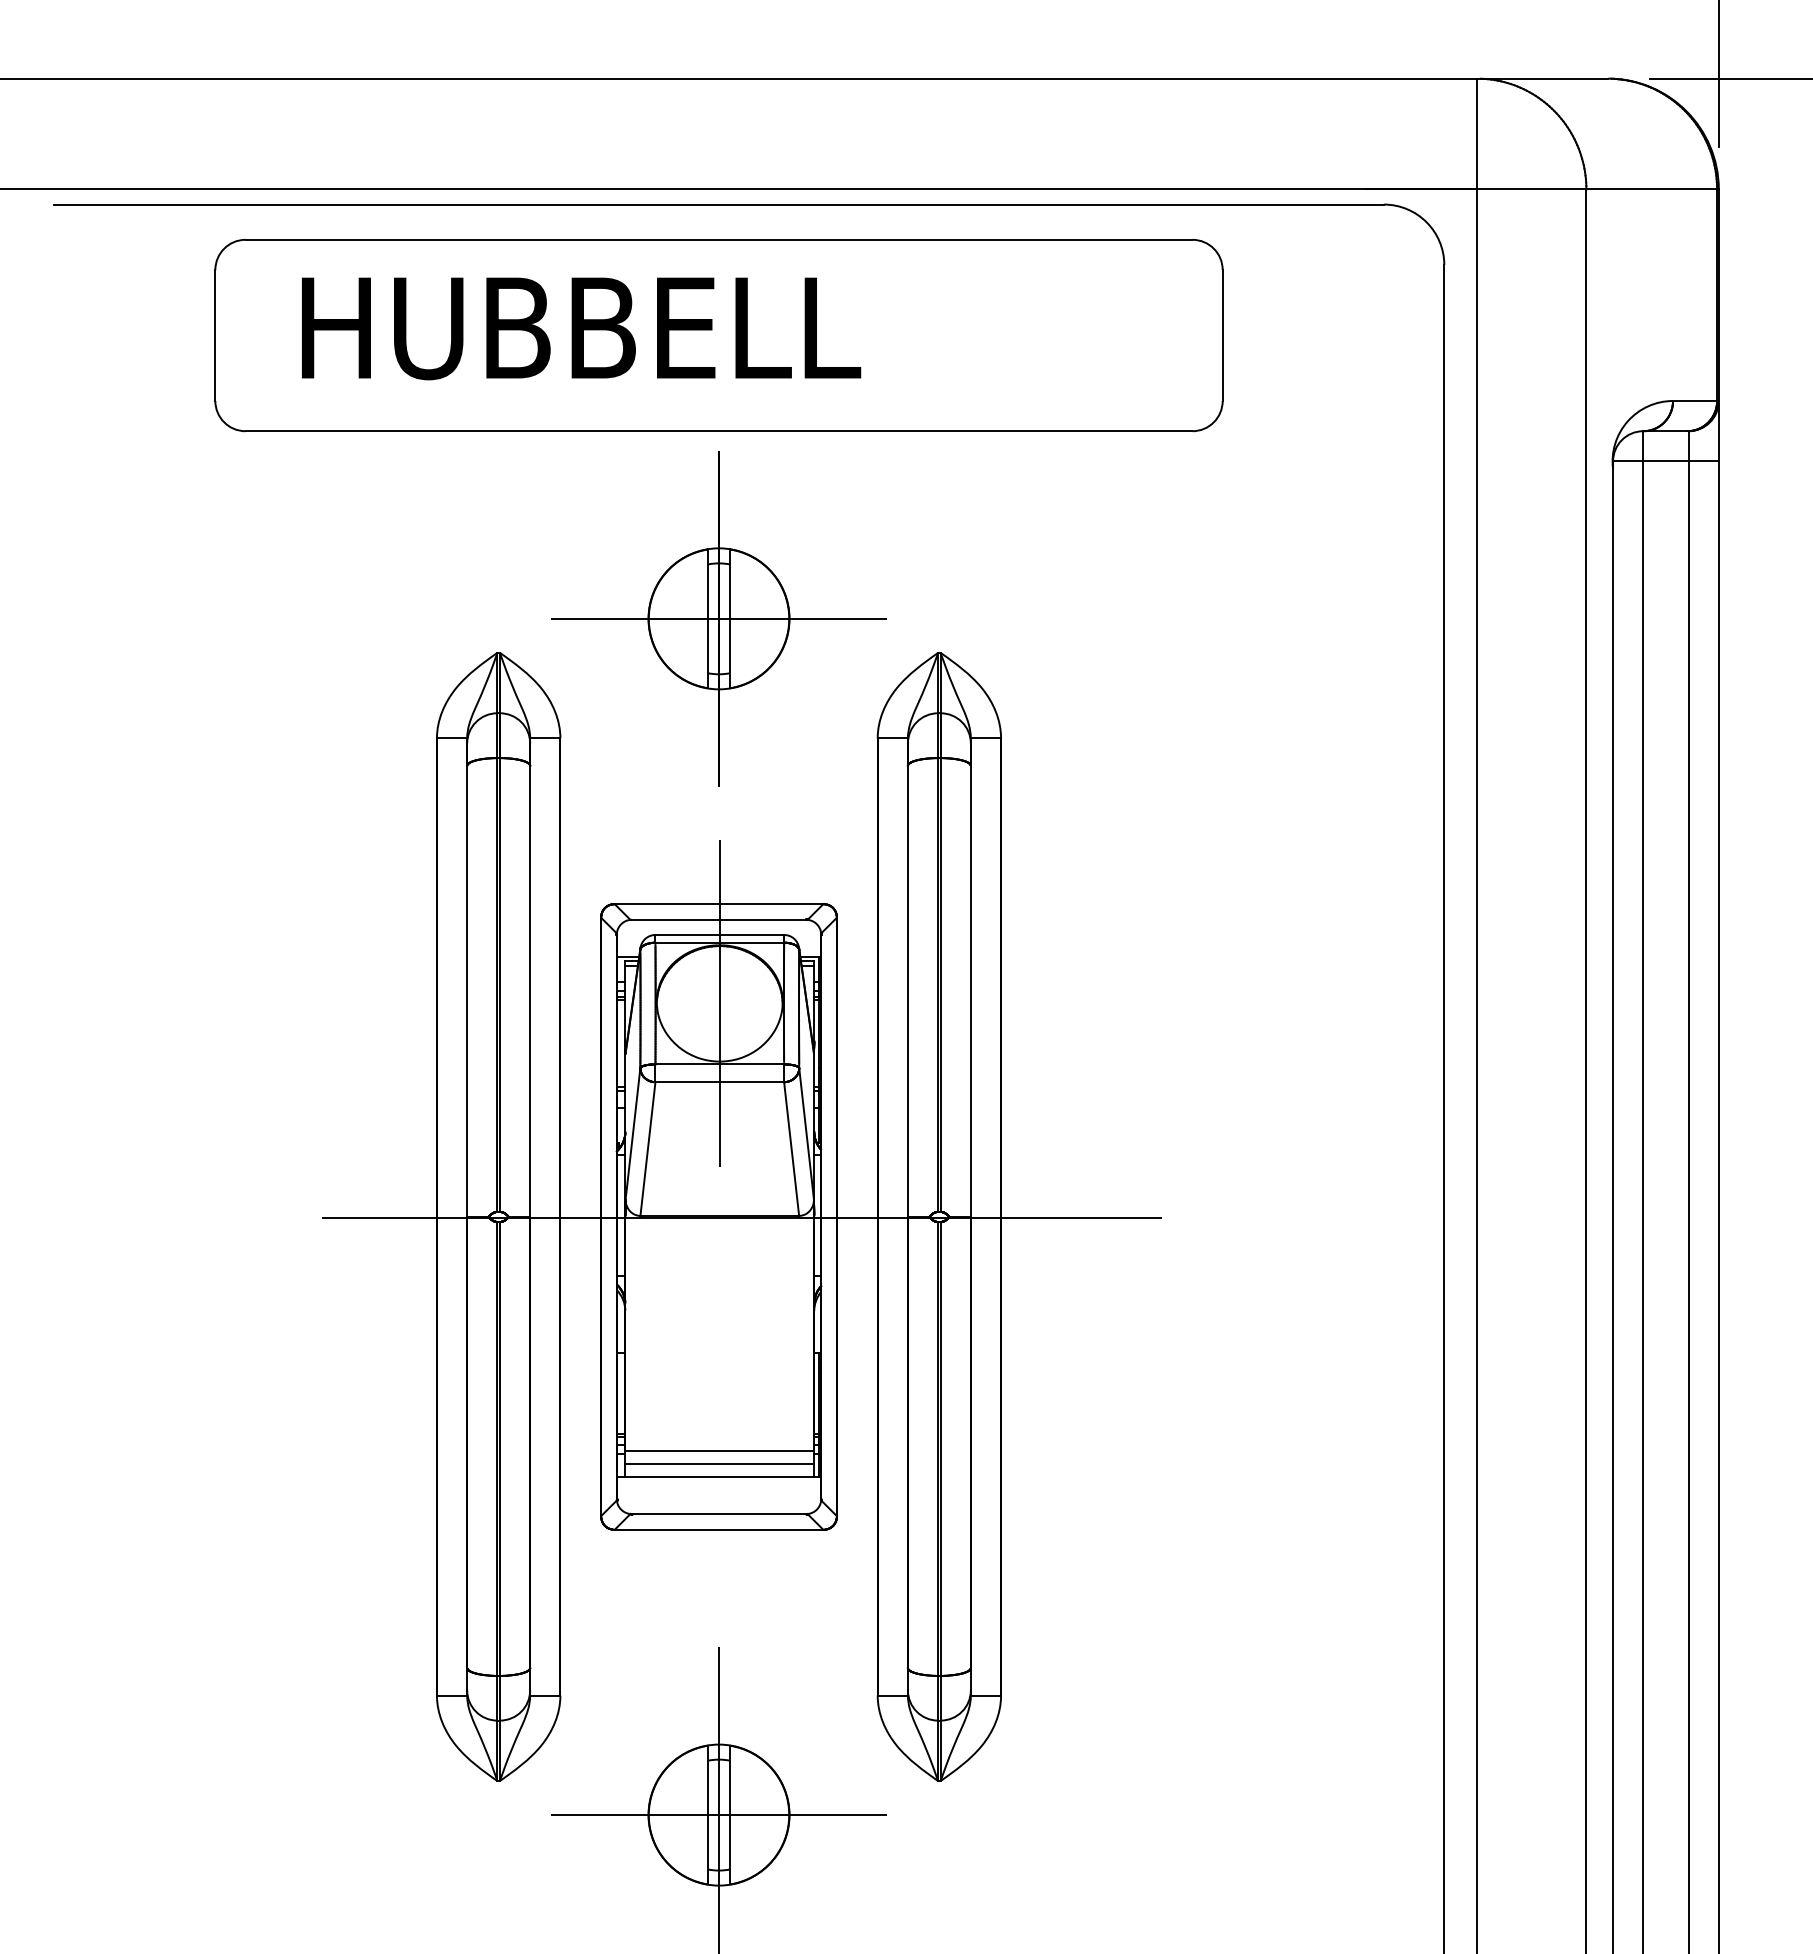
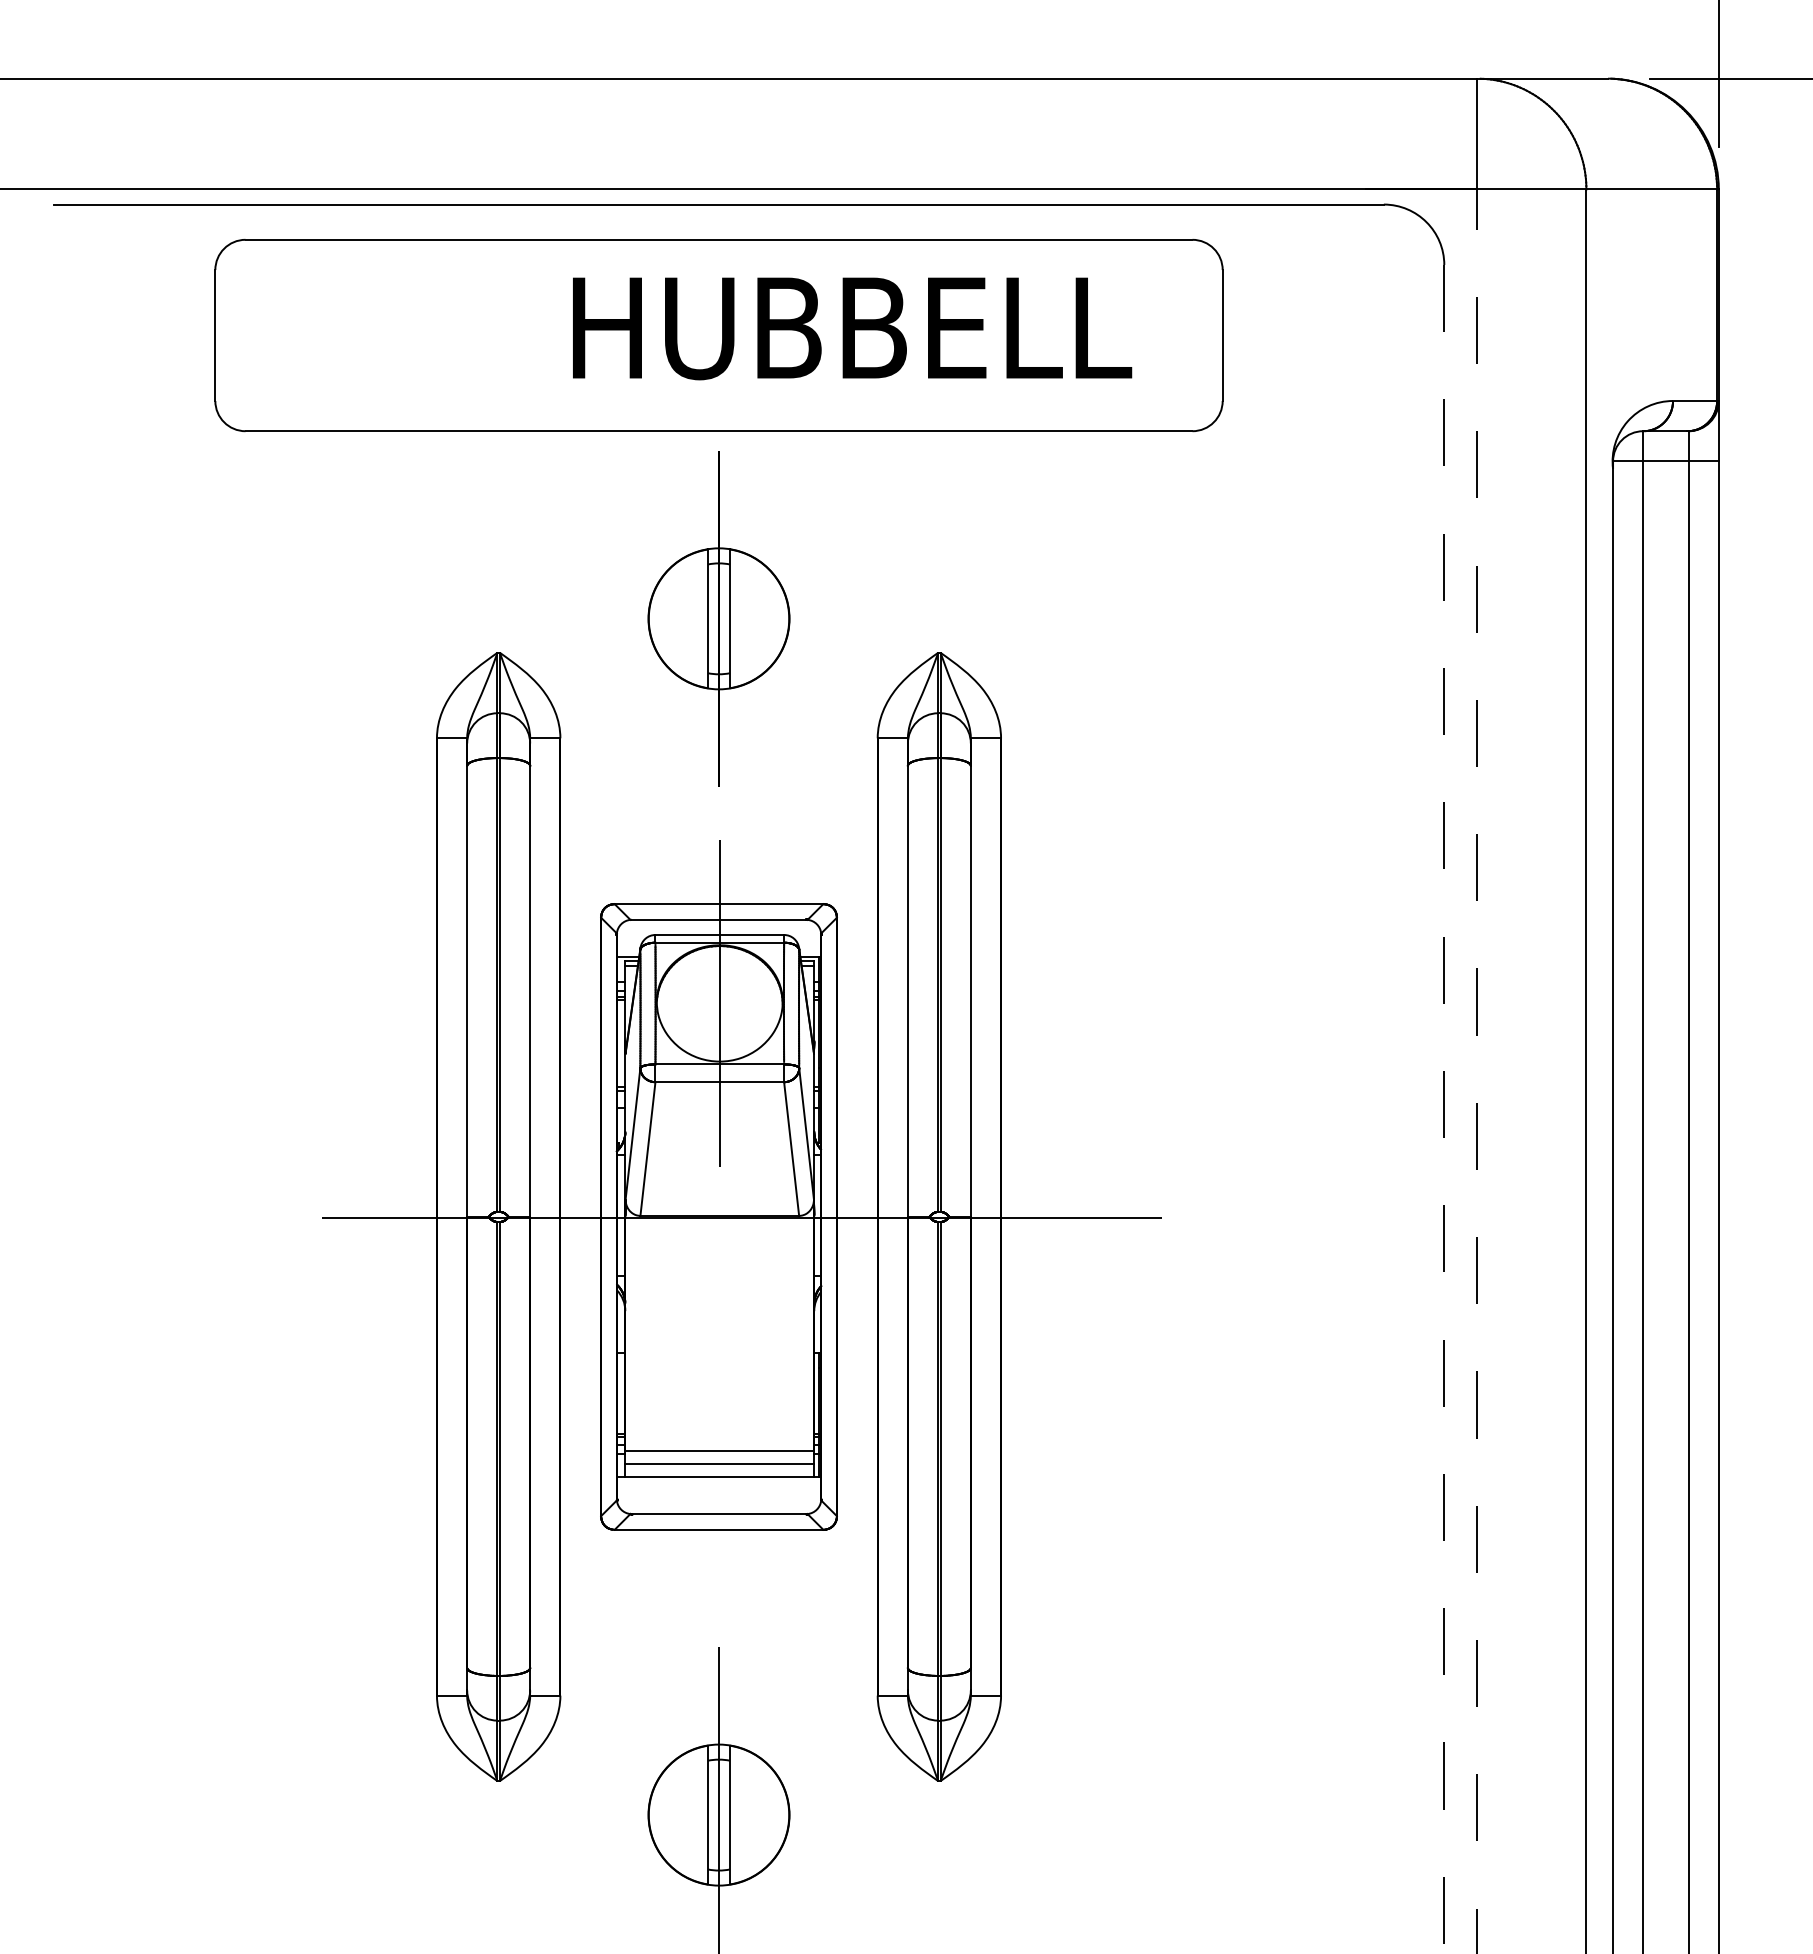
text position: (581, 328) -> (852, 328) (852, 328)
line: present -> none (718, 618)
line: solid -> dashed (1477, 1071)
line: solid -> dashed (1444, 1109)
line: present -> none (718, 1815)
